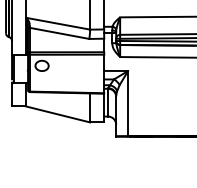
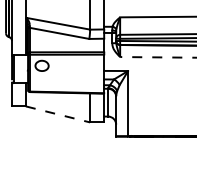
line: solid -> dashed (158, 57)
line: solid -> dashed (58, 114)
